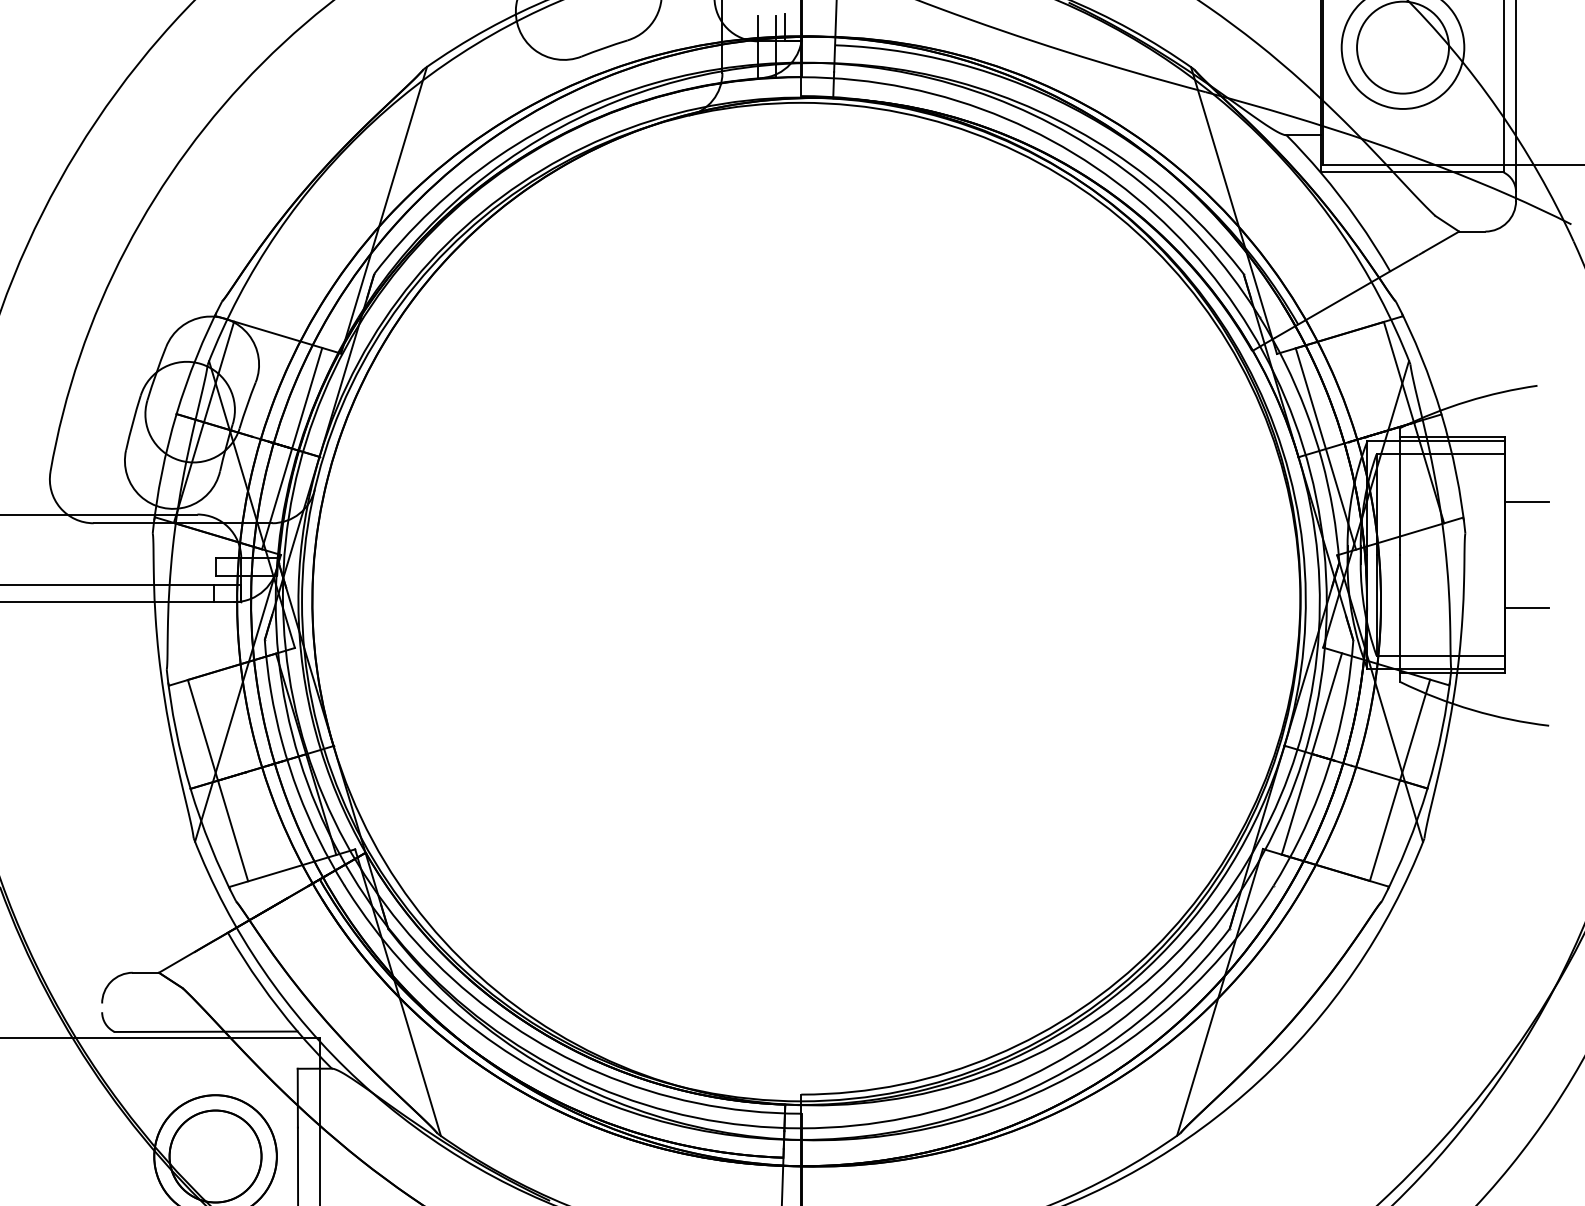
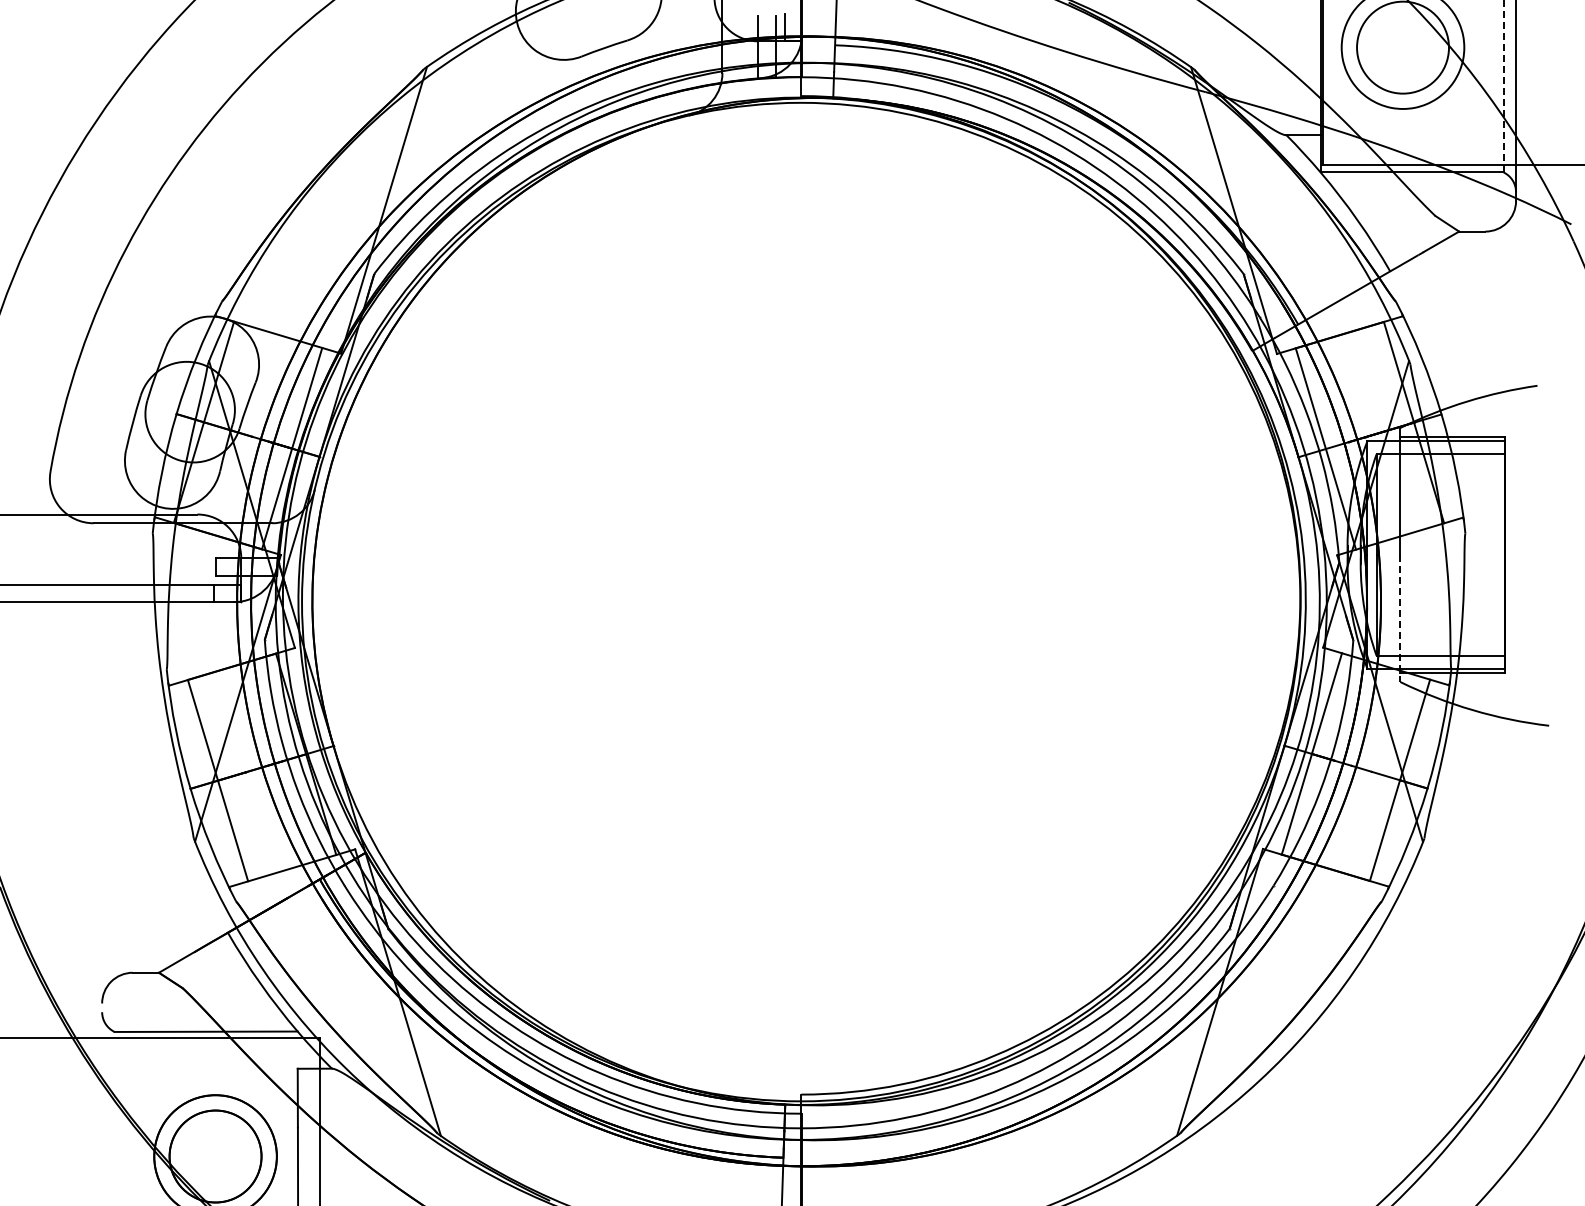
line: solid -> dashed (1503, 86)
line: present -> none (1527, 502)
line: present -> none (1527, 607)
line: solid -> dashed (1400, 618)
